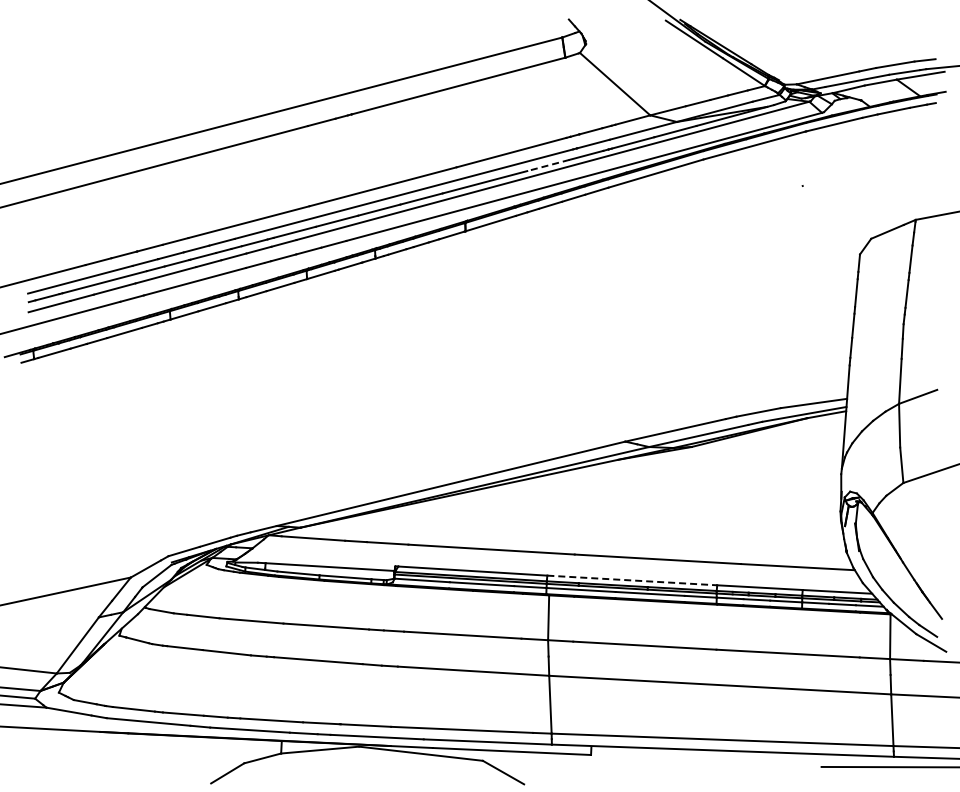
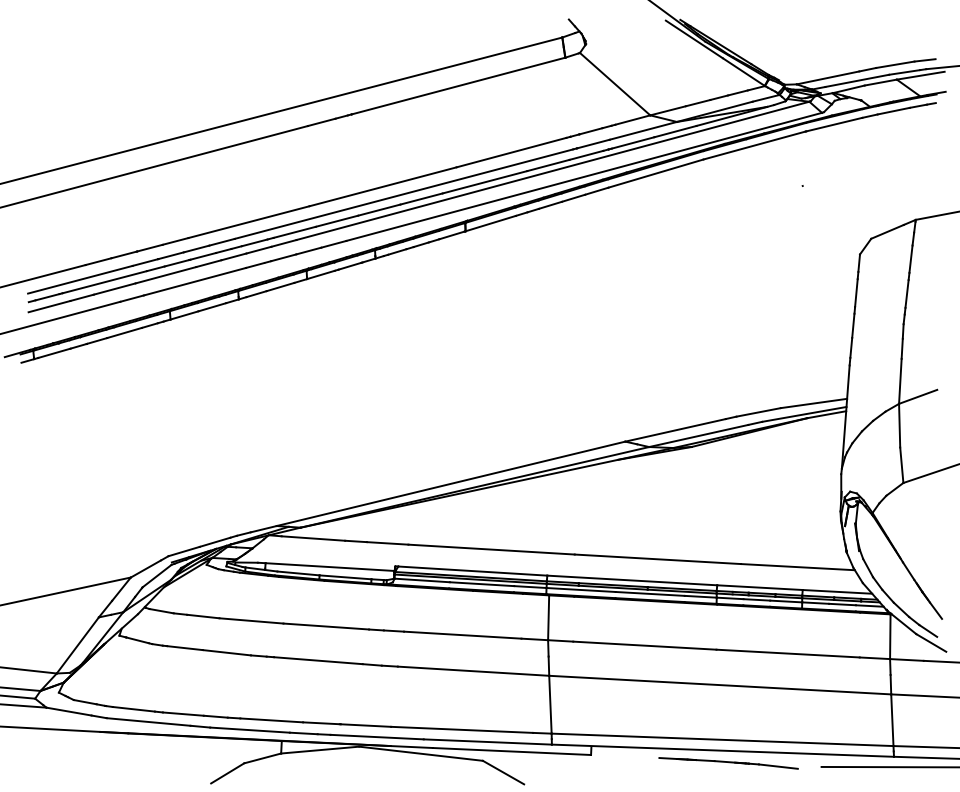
line: dashed -> solid (548, 165)
line: dashed -> solid (632, 580)
part: none -> present (728, 763)
